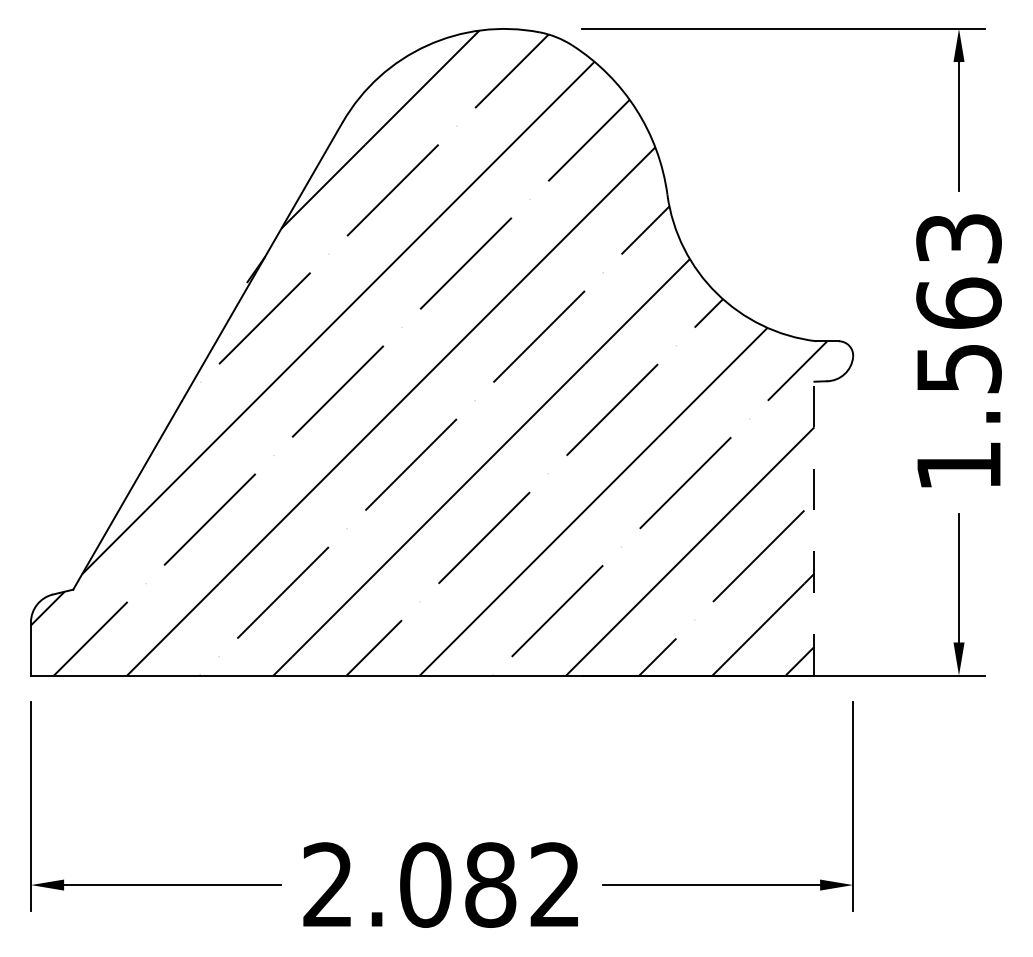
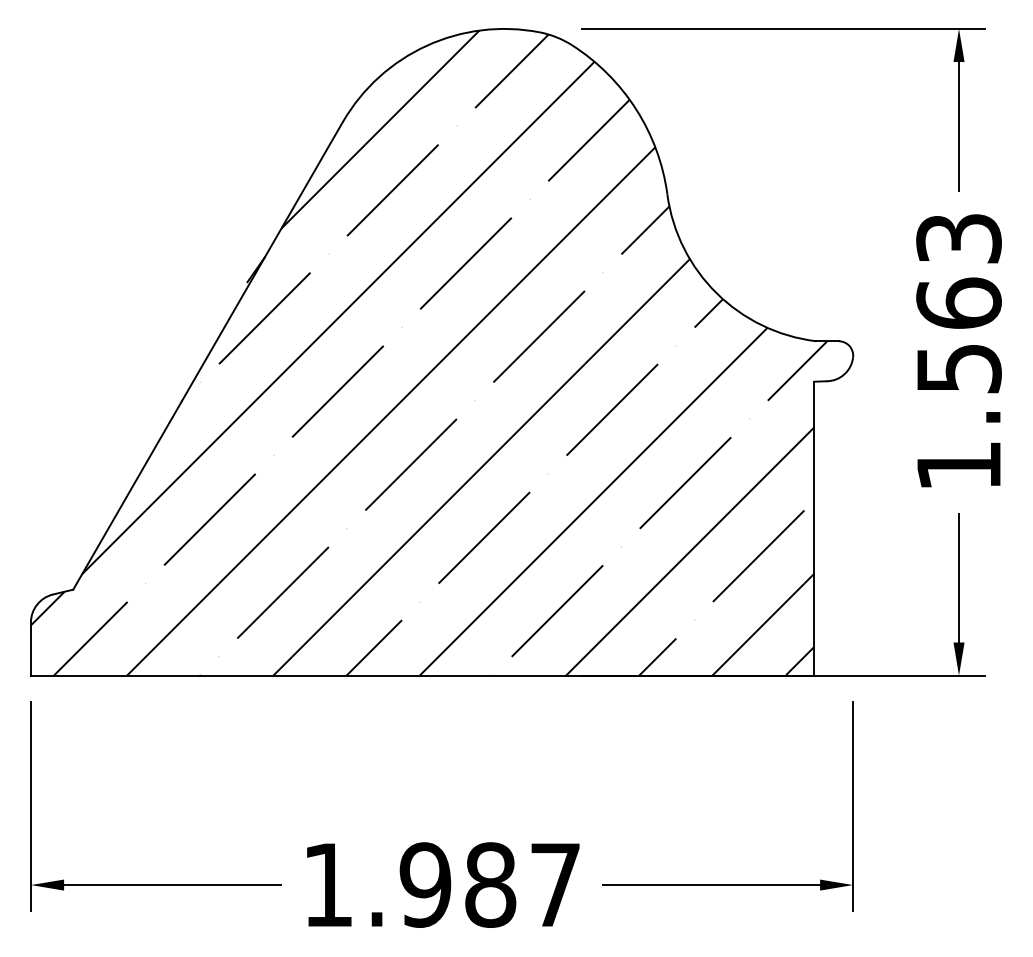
line: dashed -> solid (814, 528)
text: 2.082 -> 1.987 (441, 884)
